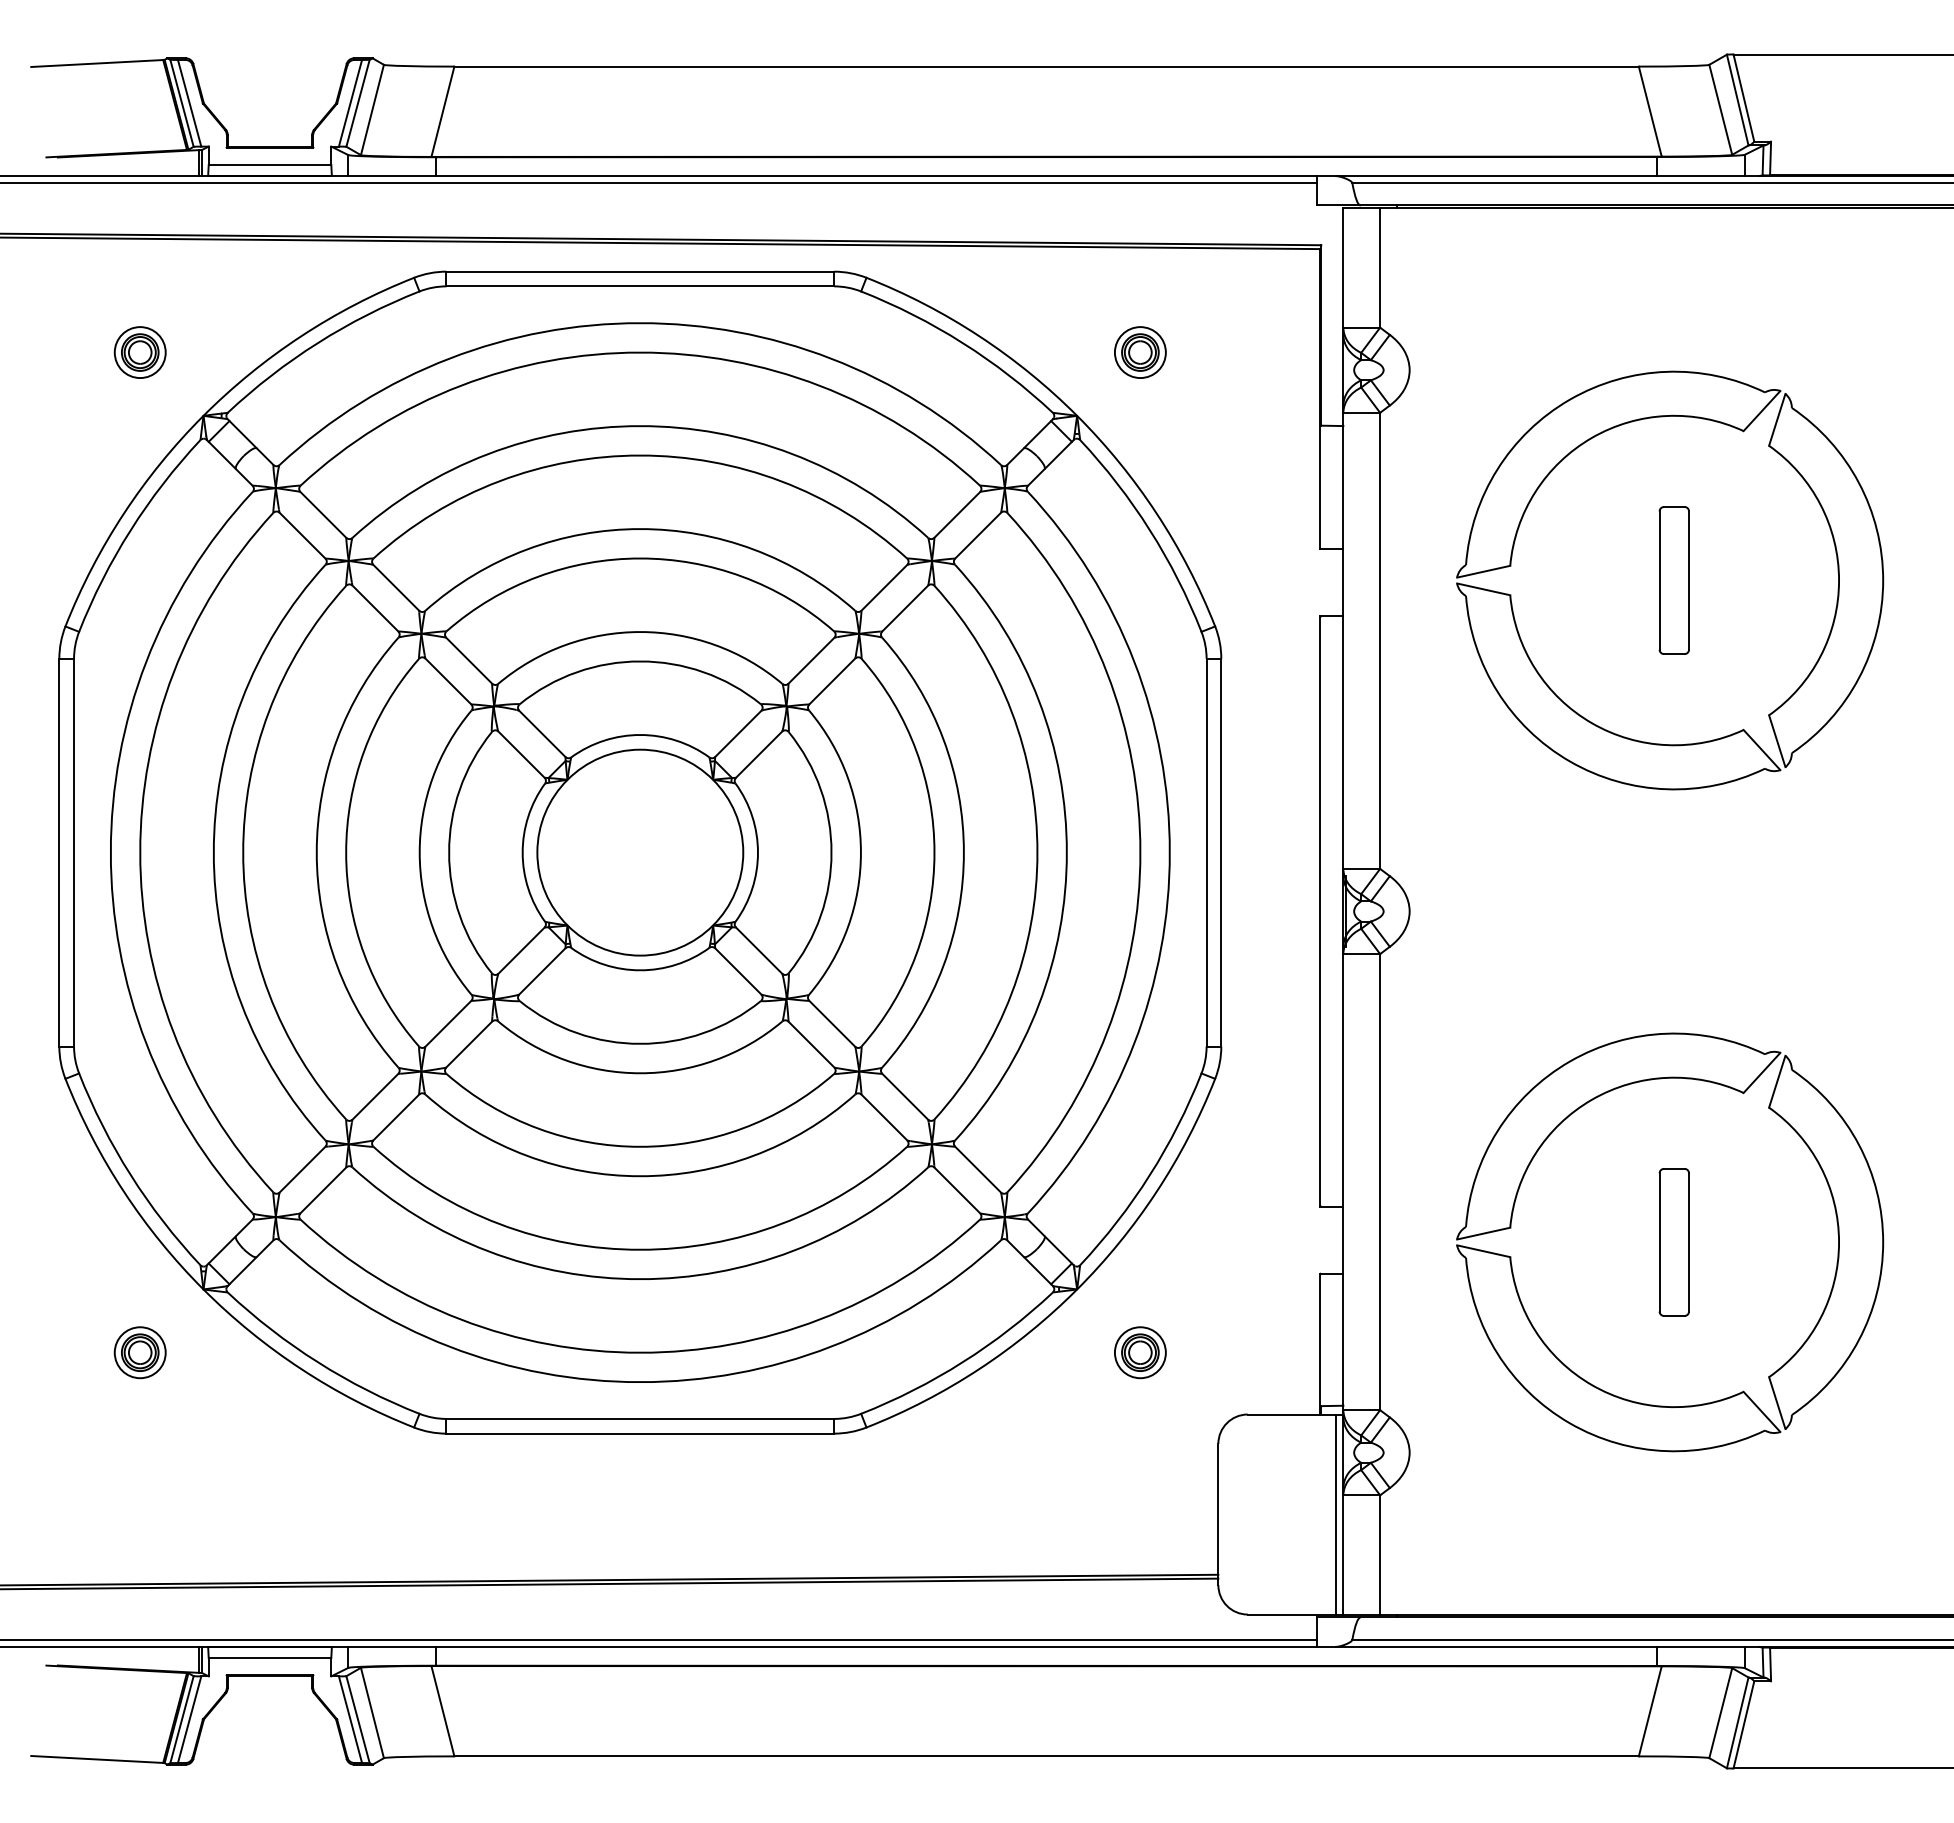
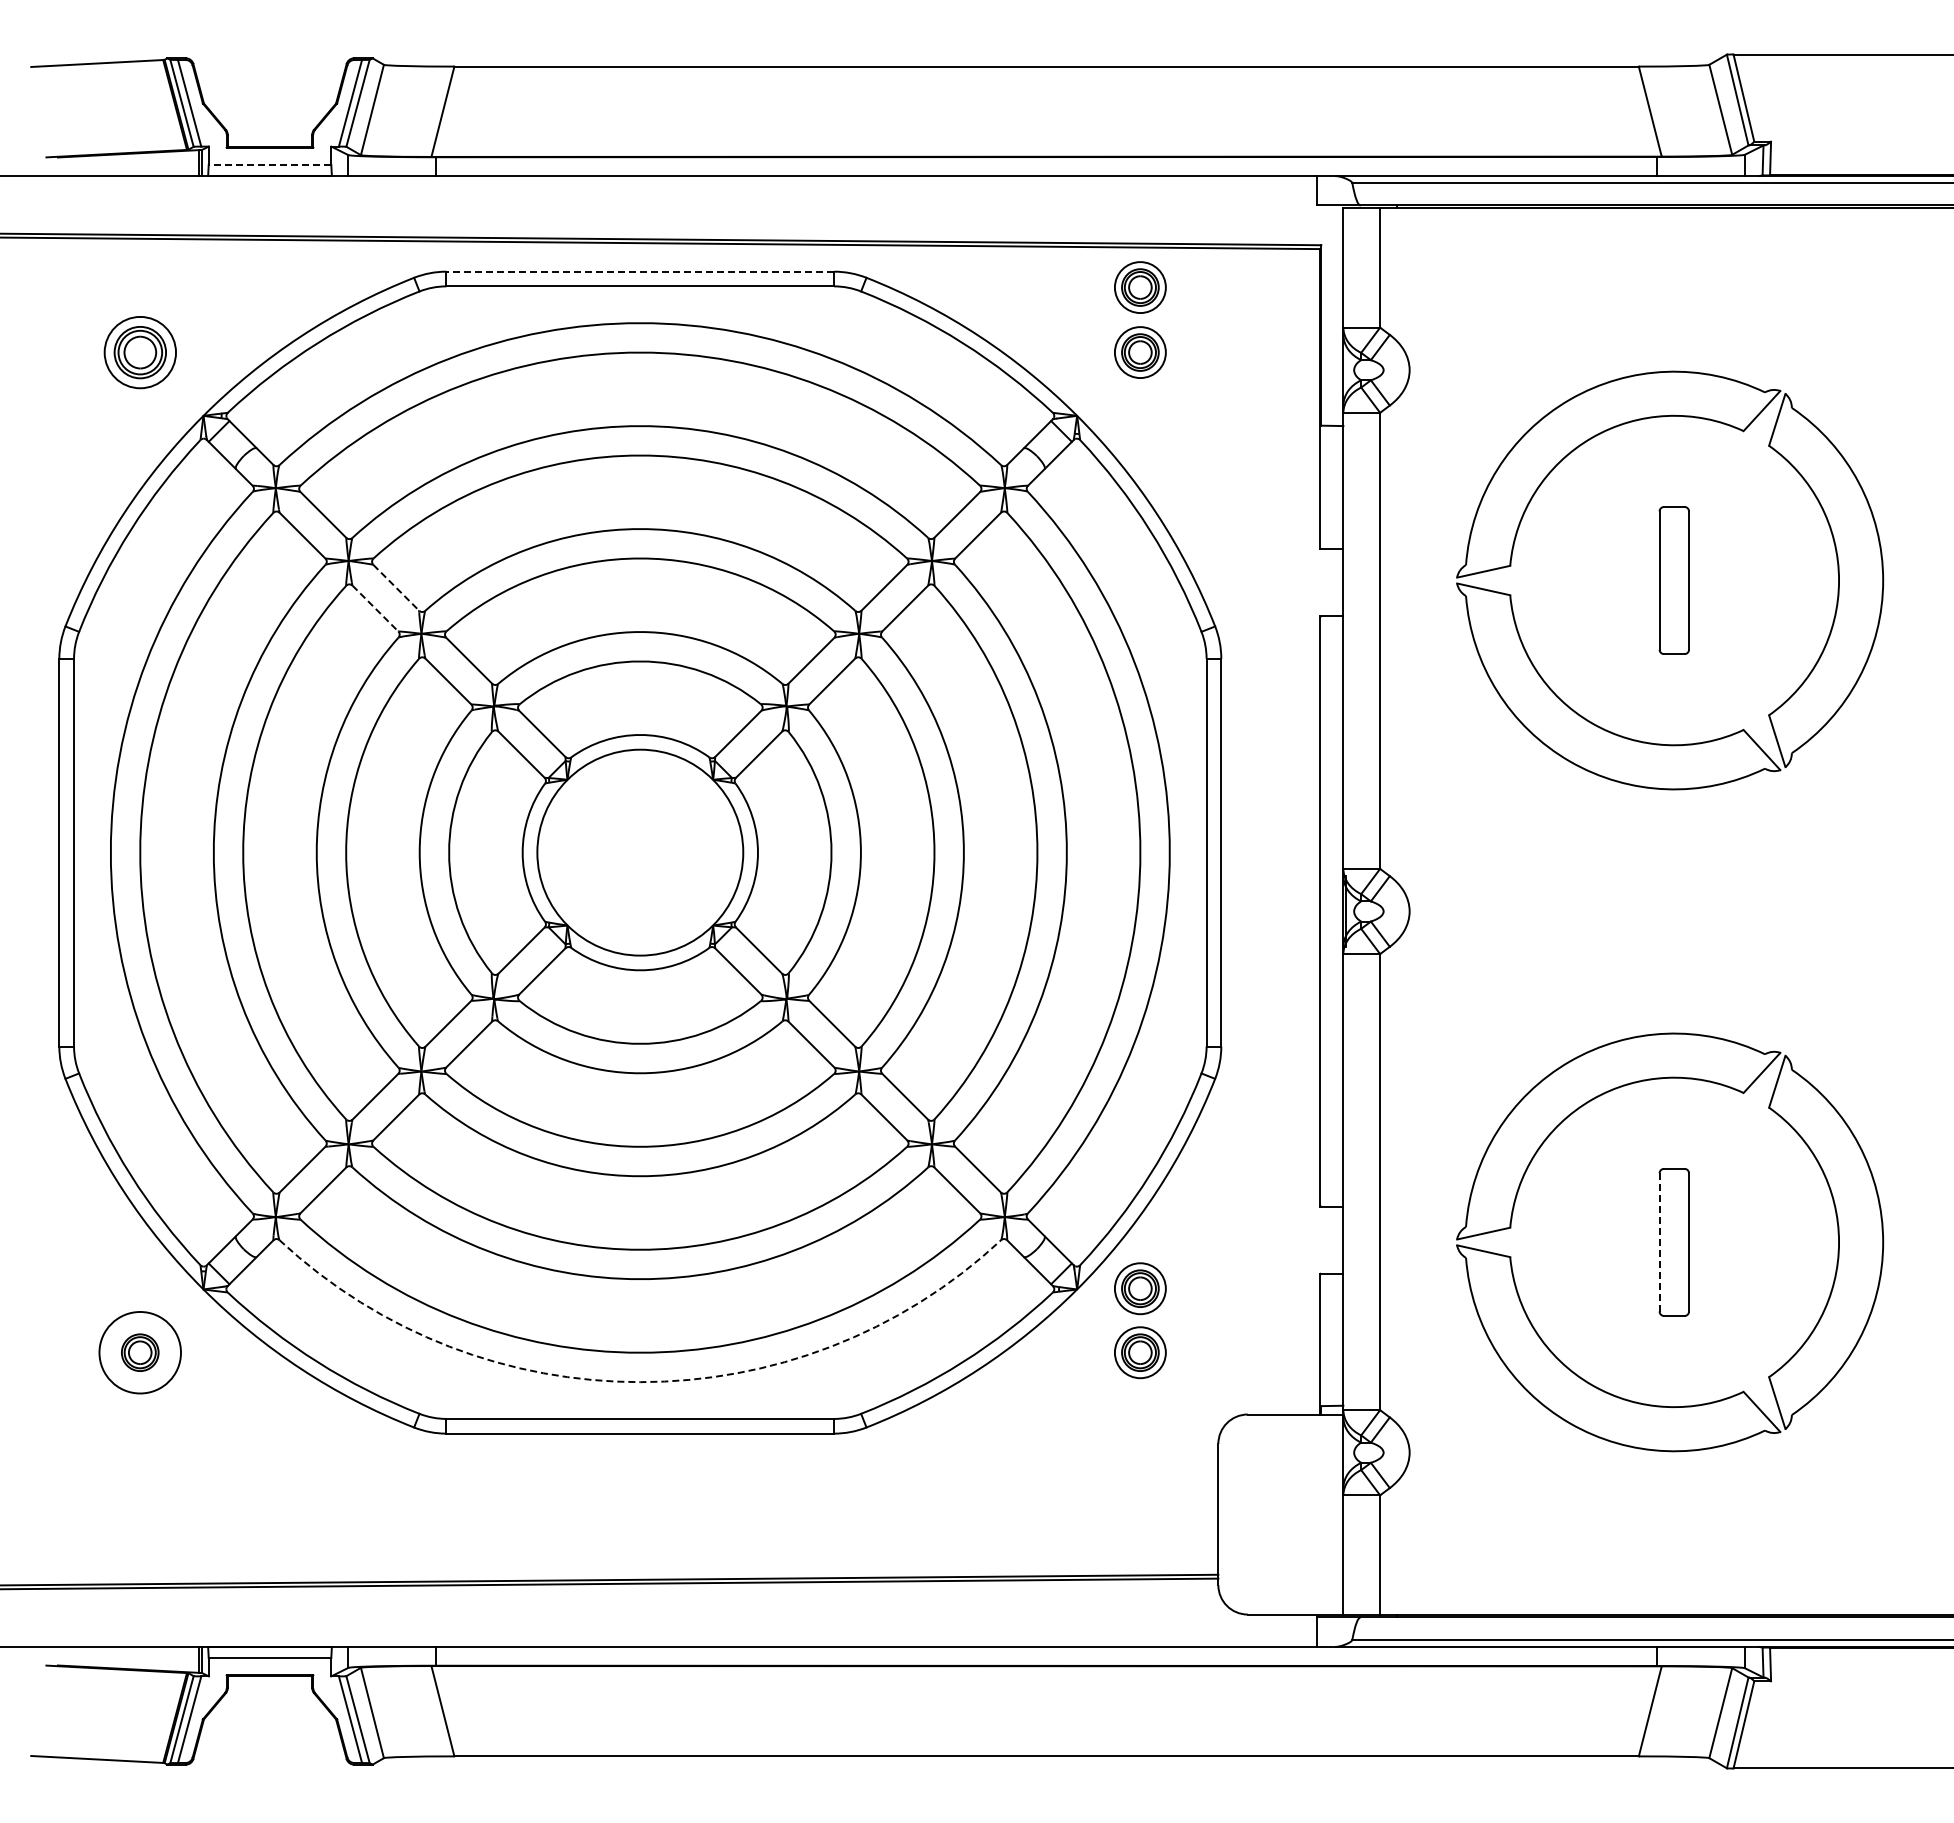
line: solid -> dashed (269, 165)
line: present -> none (659, 183)
line: solid -> dashed (640, 271)
part: none -> present (1140, 287)
part size: 54x53 px -> 74x74 px (139, 352)
line: solid -> dashed (396, 588)
line: solid -> dashed (375, 608)
line: solid -> dashed (1659, 1242)
part: none -> present (1140, 1288)
circle diameter: 51 px -> 82 px (140, 1352)
arc: solid -> dashed (640, 1382)
line: present -> none (1336, 1514)
line: present -> none (659, 1639)
